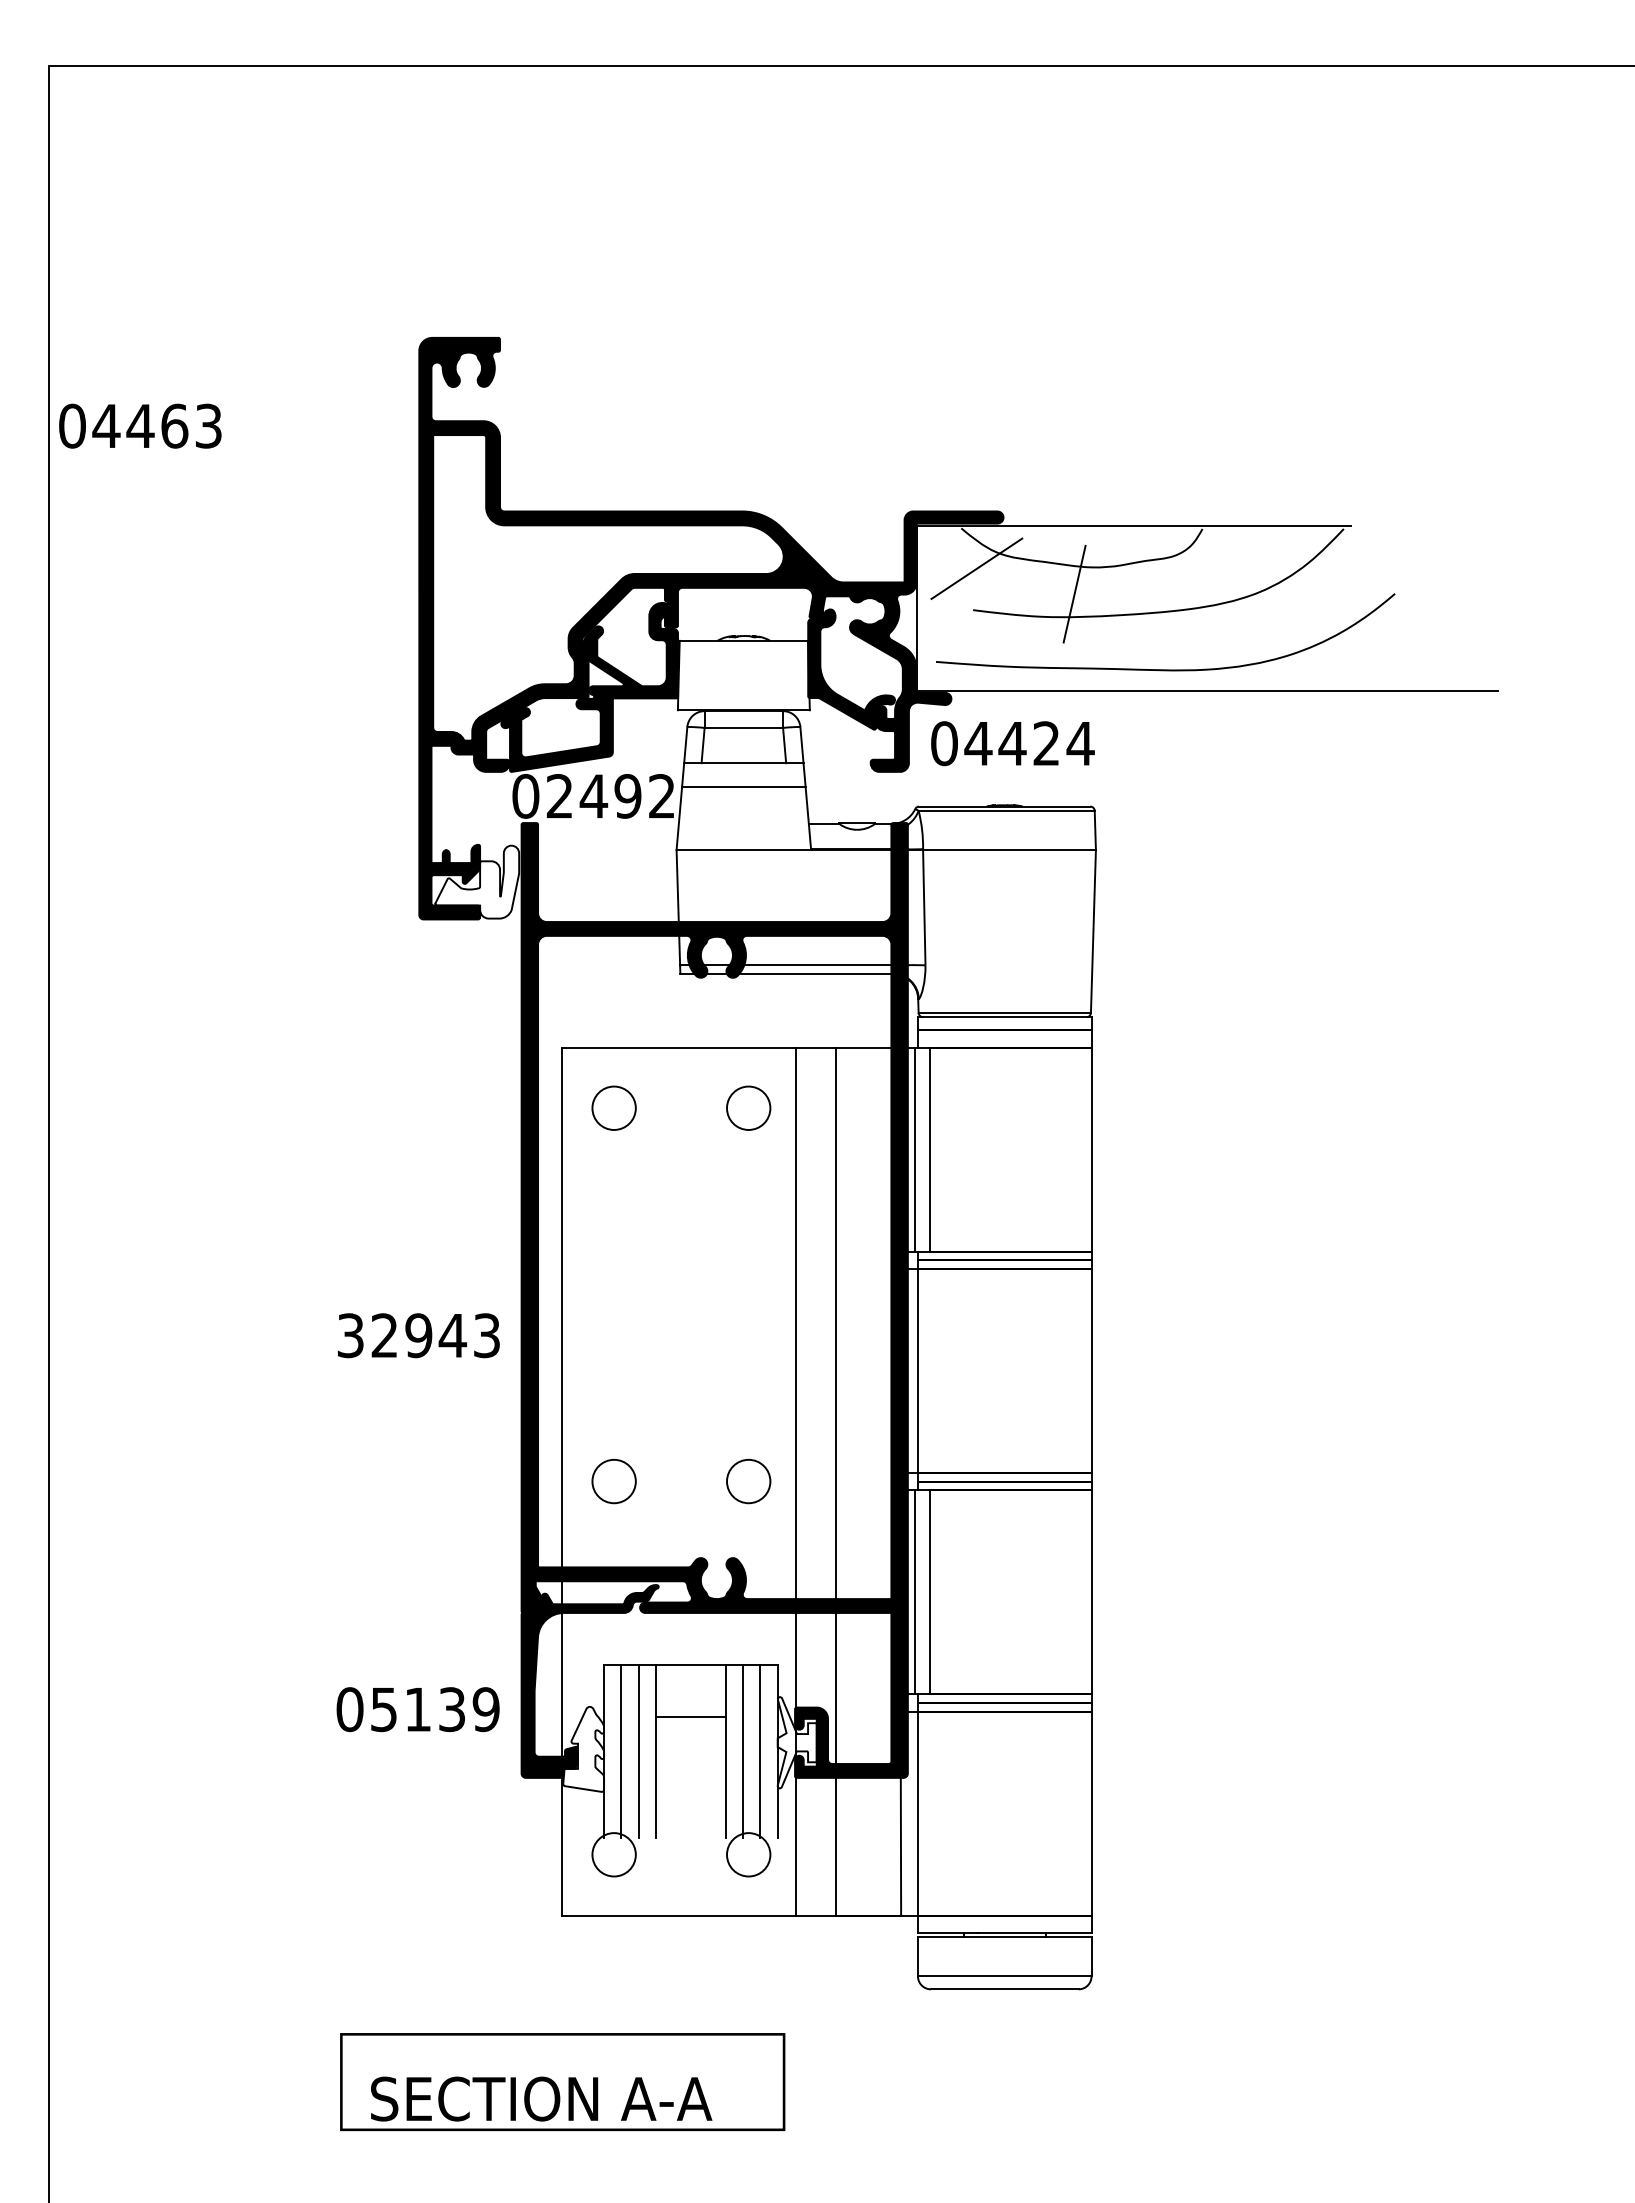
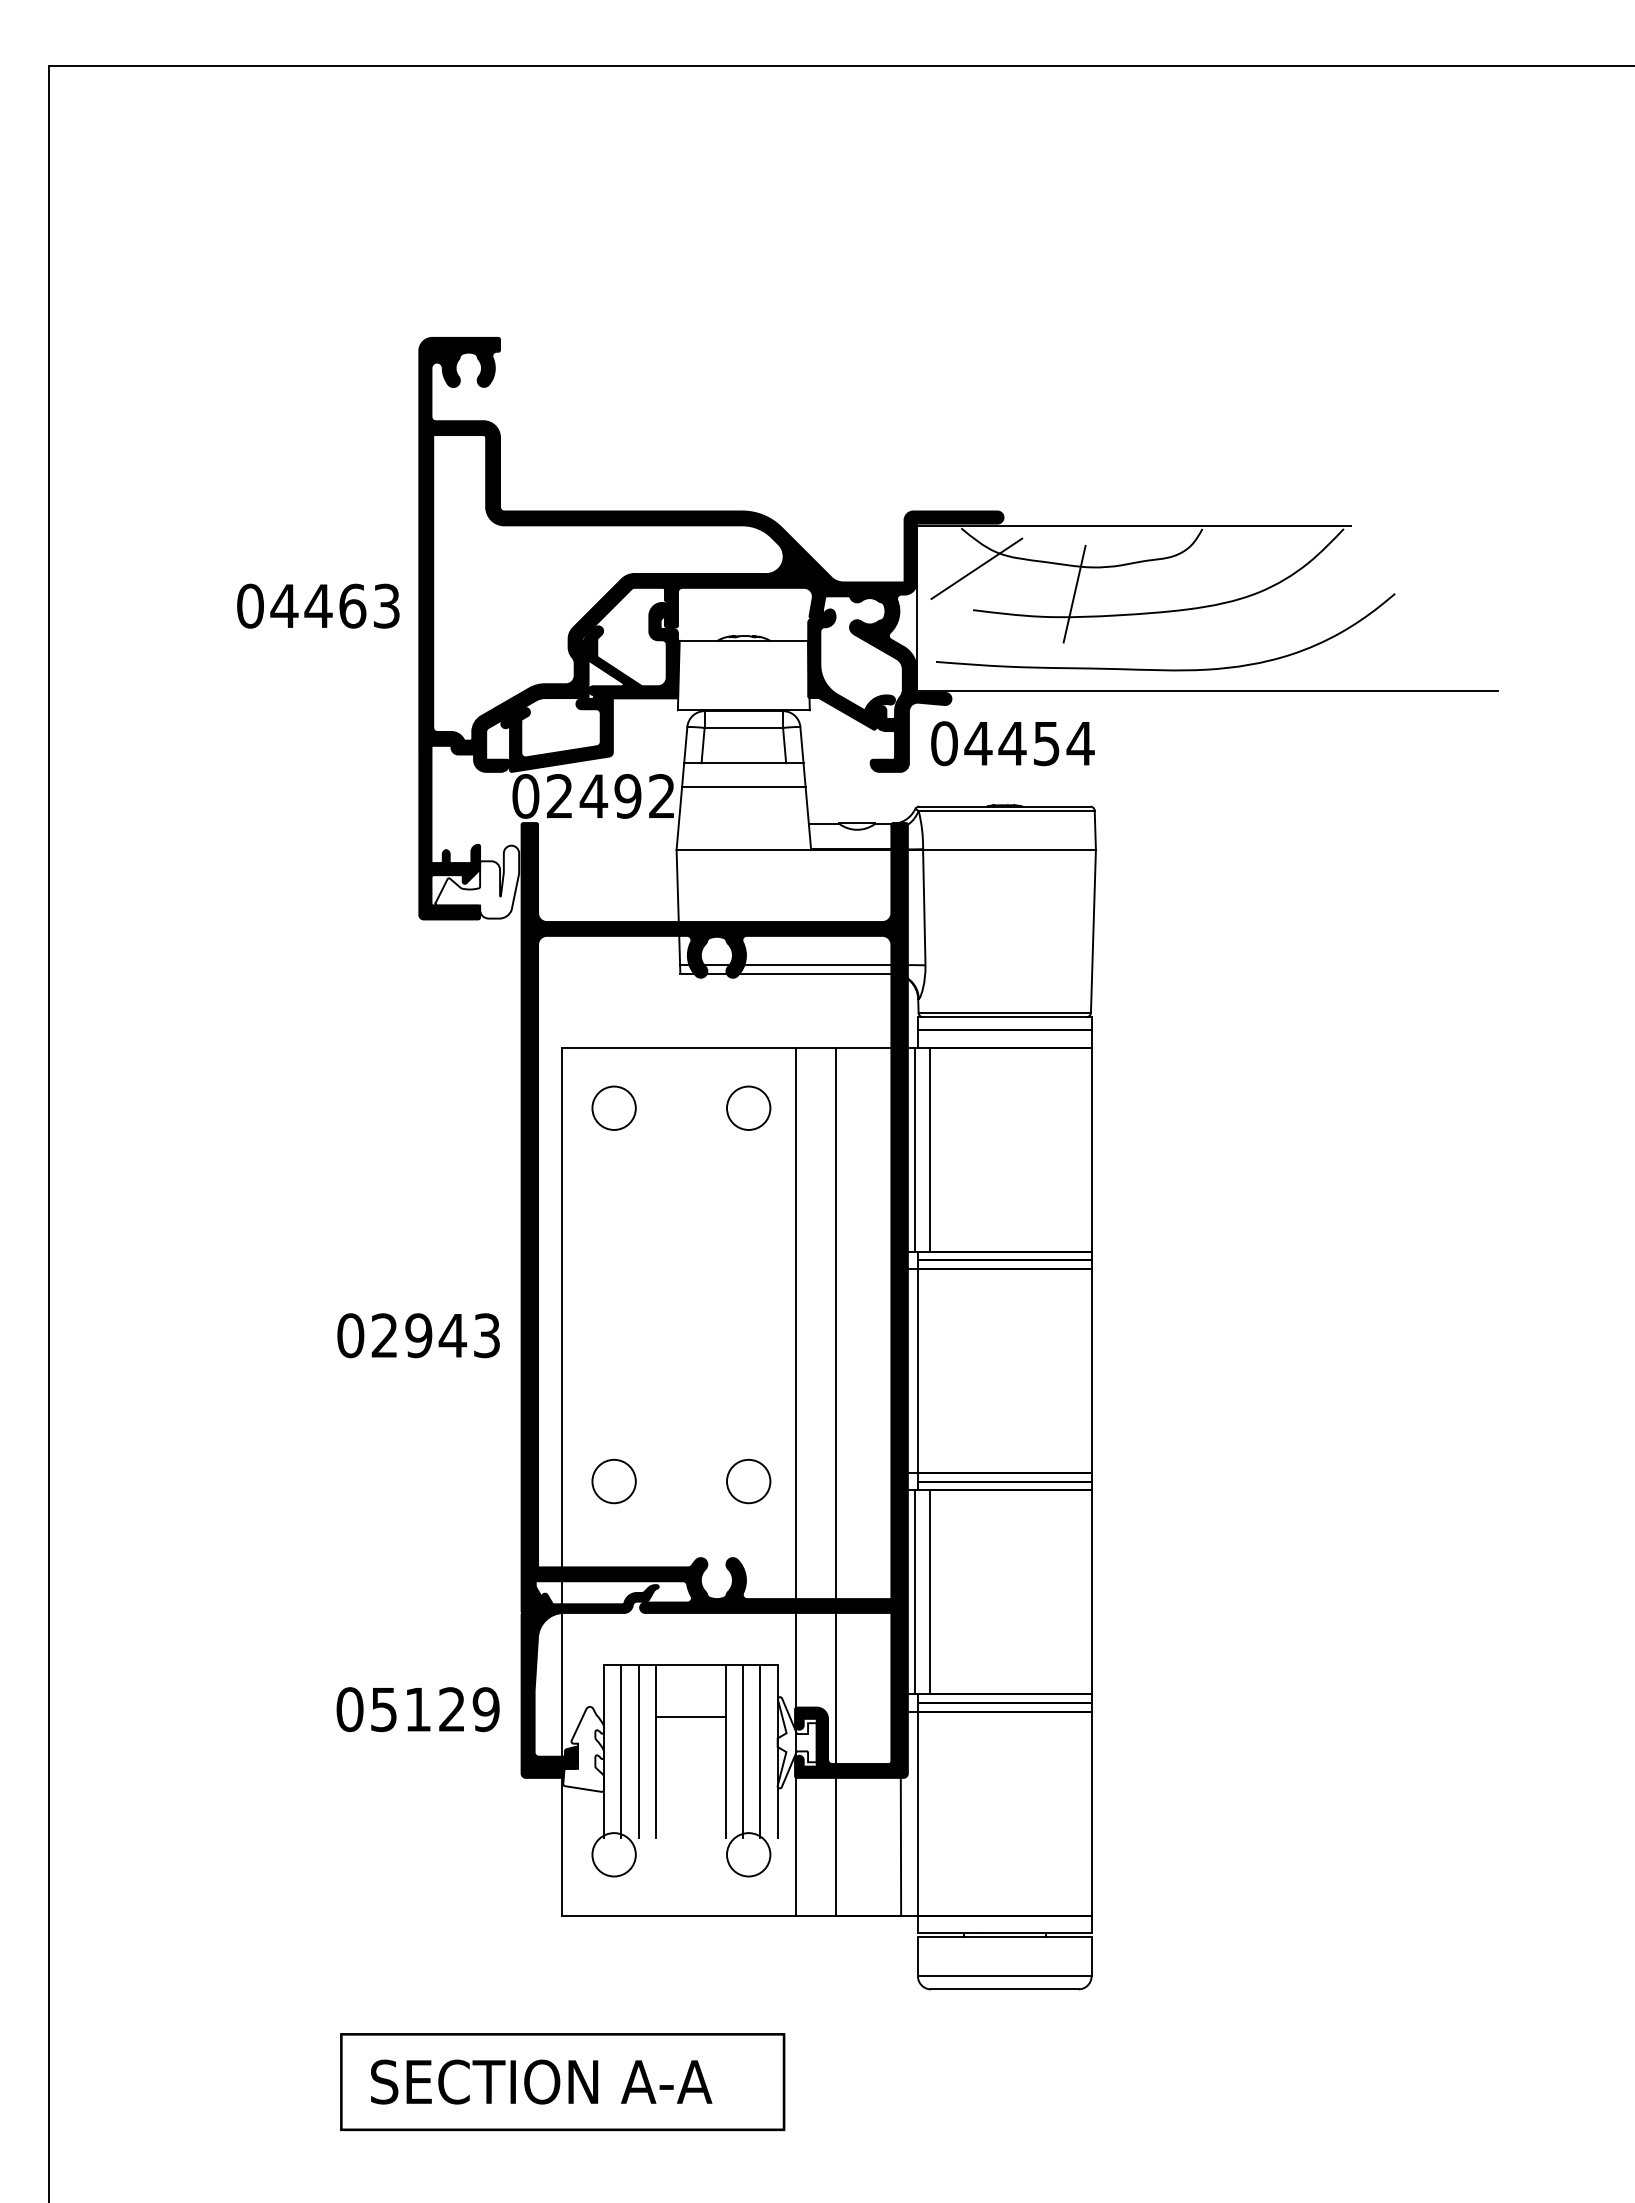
text position: (140, 425) -> (318, 605) (318, 605)
text: 04424 -> 04454 (1046, 743)
text: 32943 -> 02943 (350, 1335)
text: 05139 -> 05129 (451, 1709)
text position: (541, 2098) -> (541, 2081) (541, 2081)
